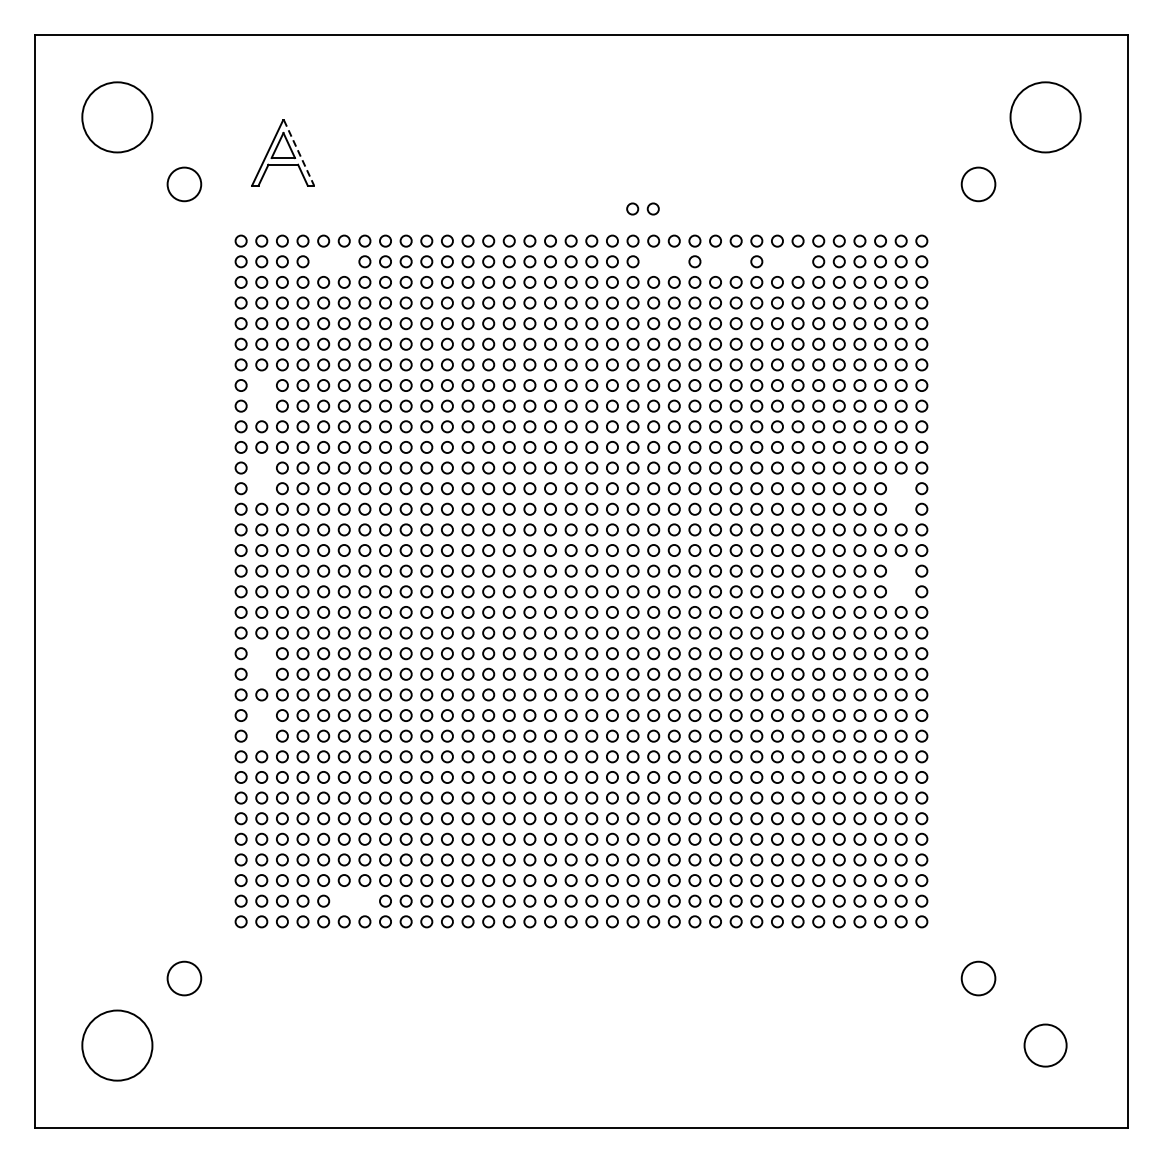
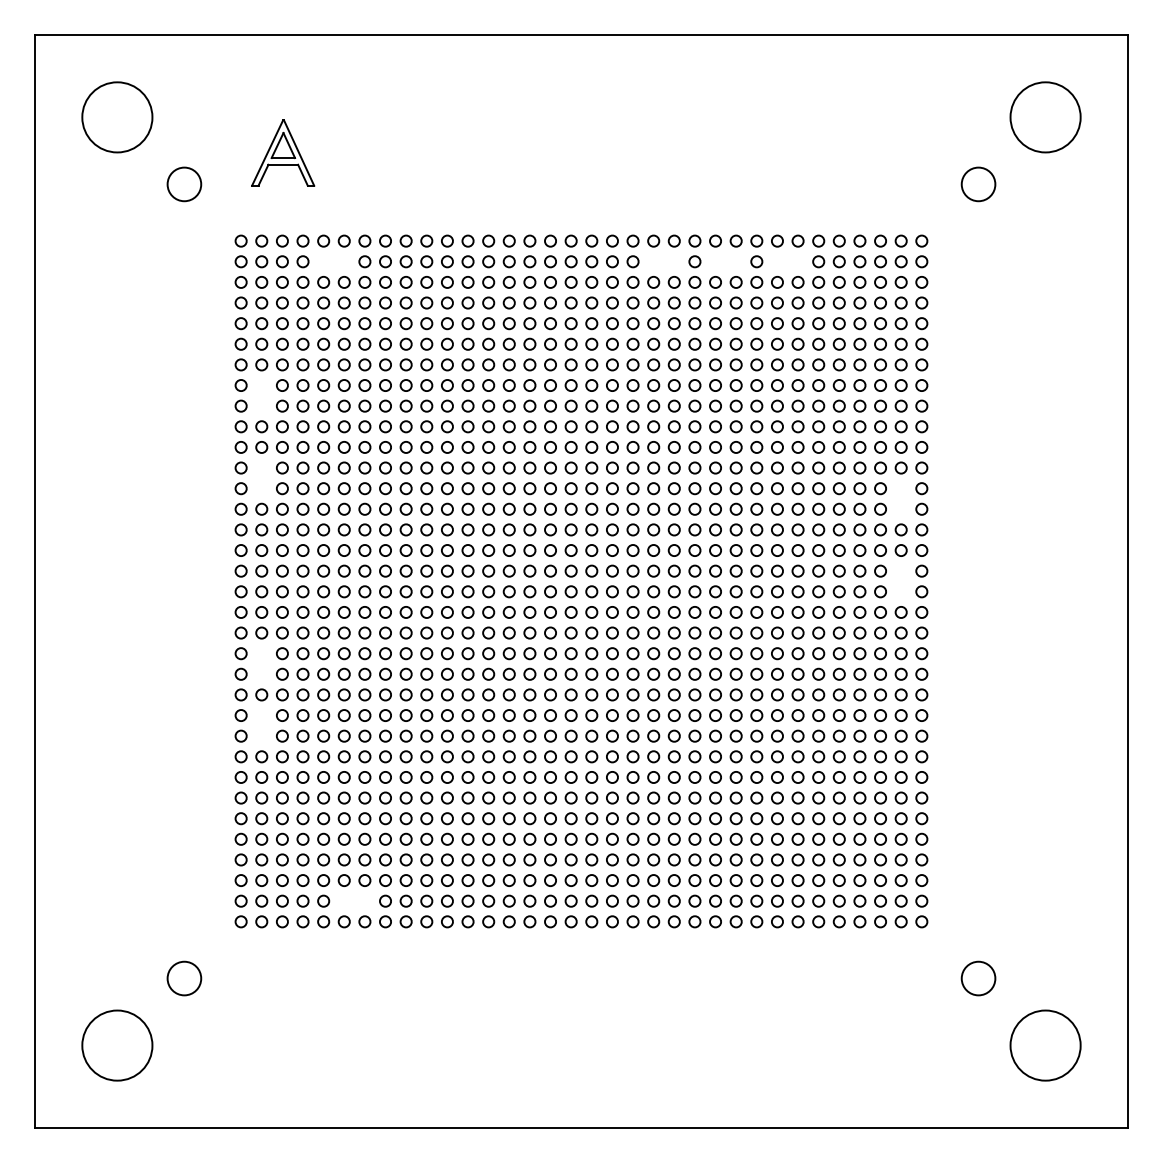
line: dashed -> solid (299, 153)
part: present -> none (642, 208)
circle diameter: 42 px -> 70 px (1045, 1045)
